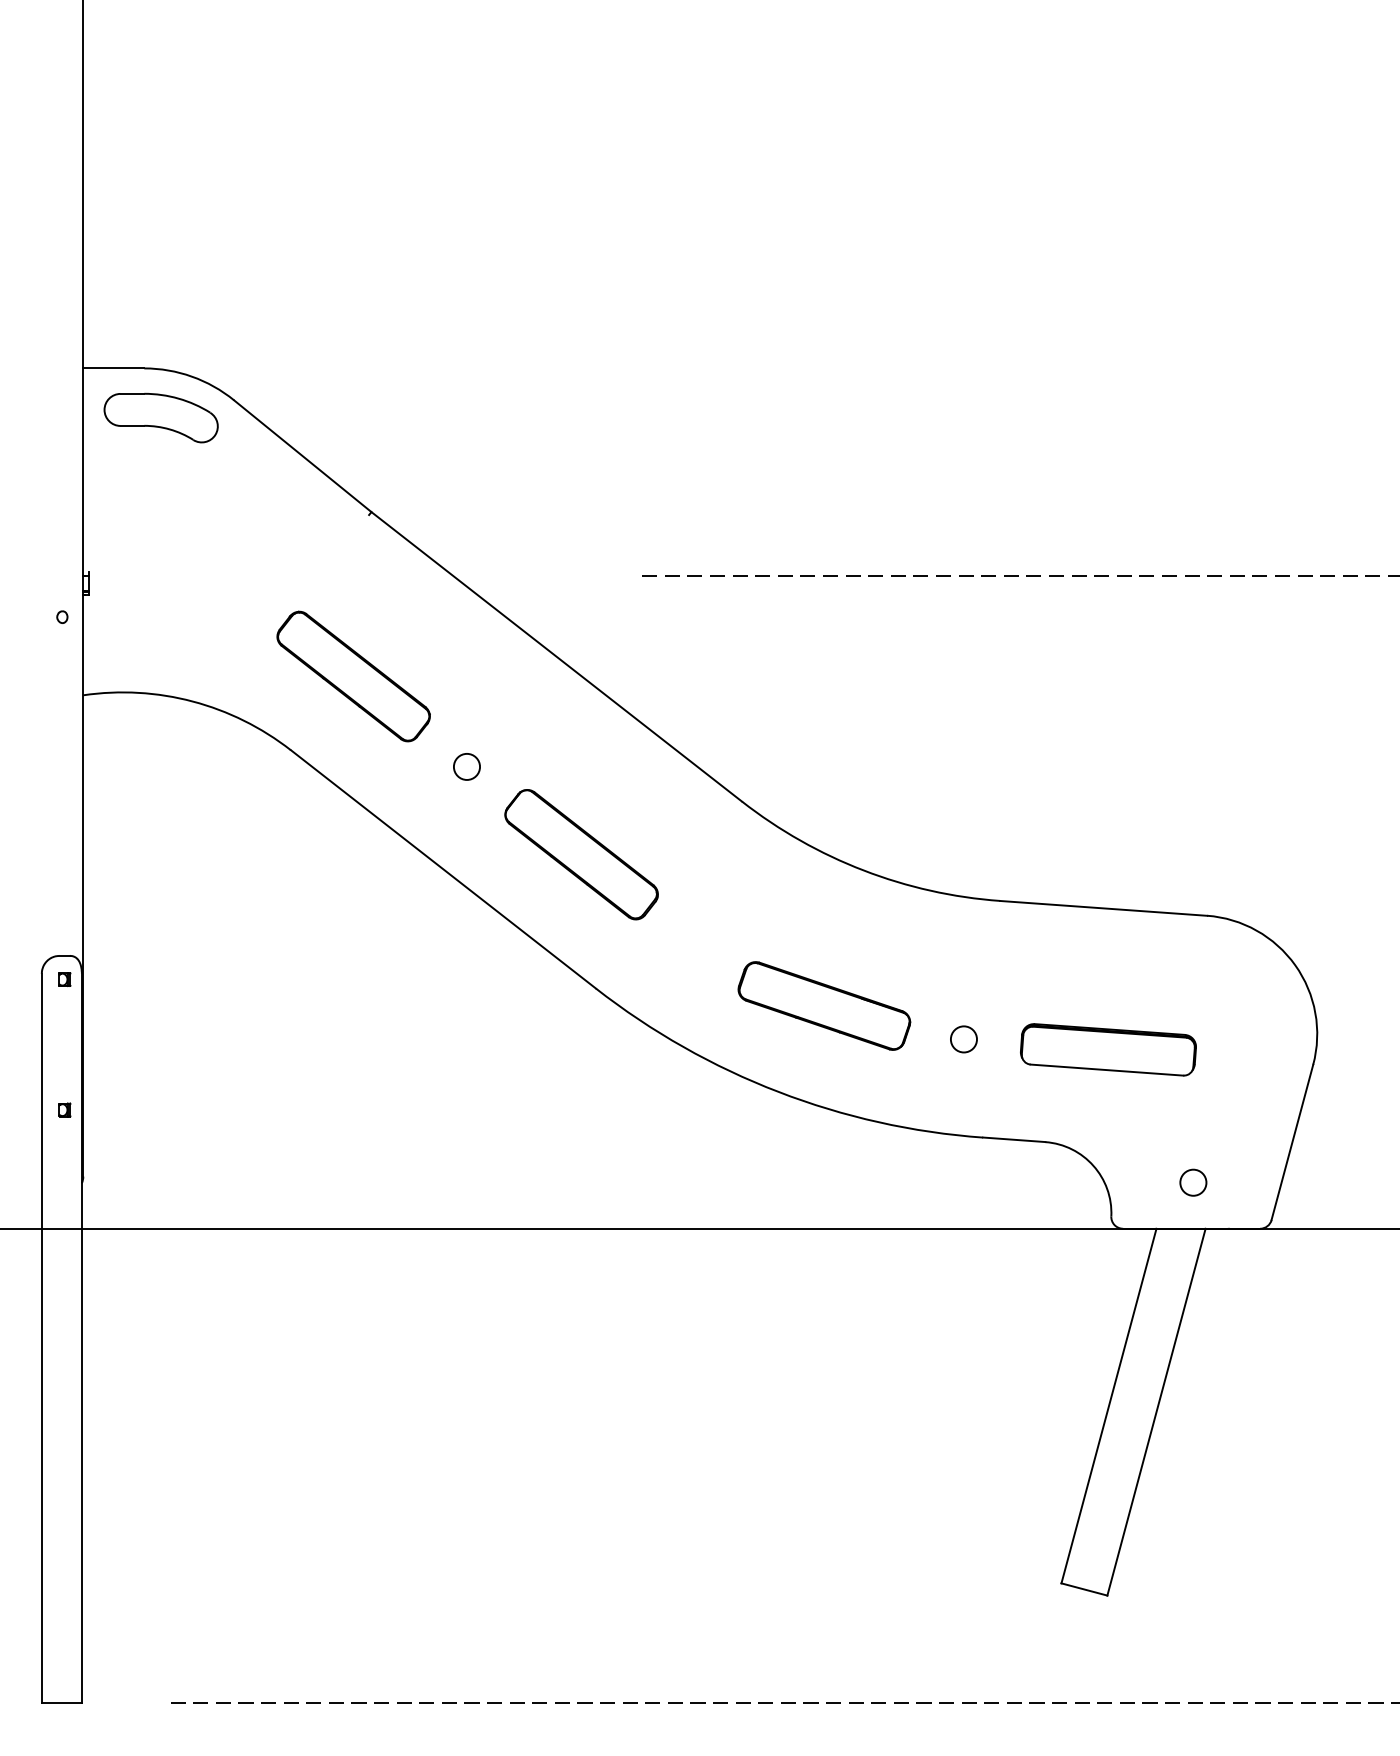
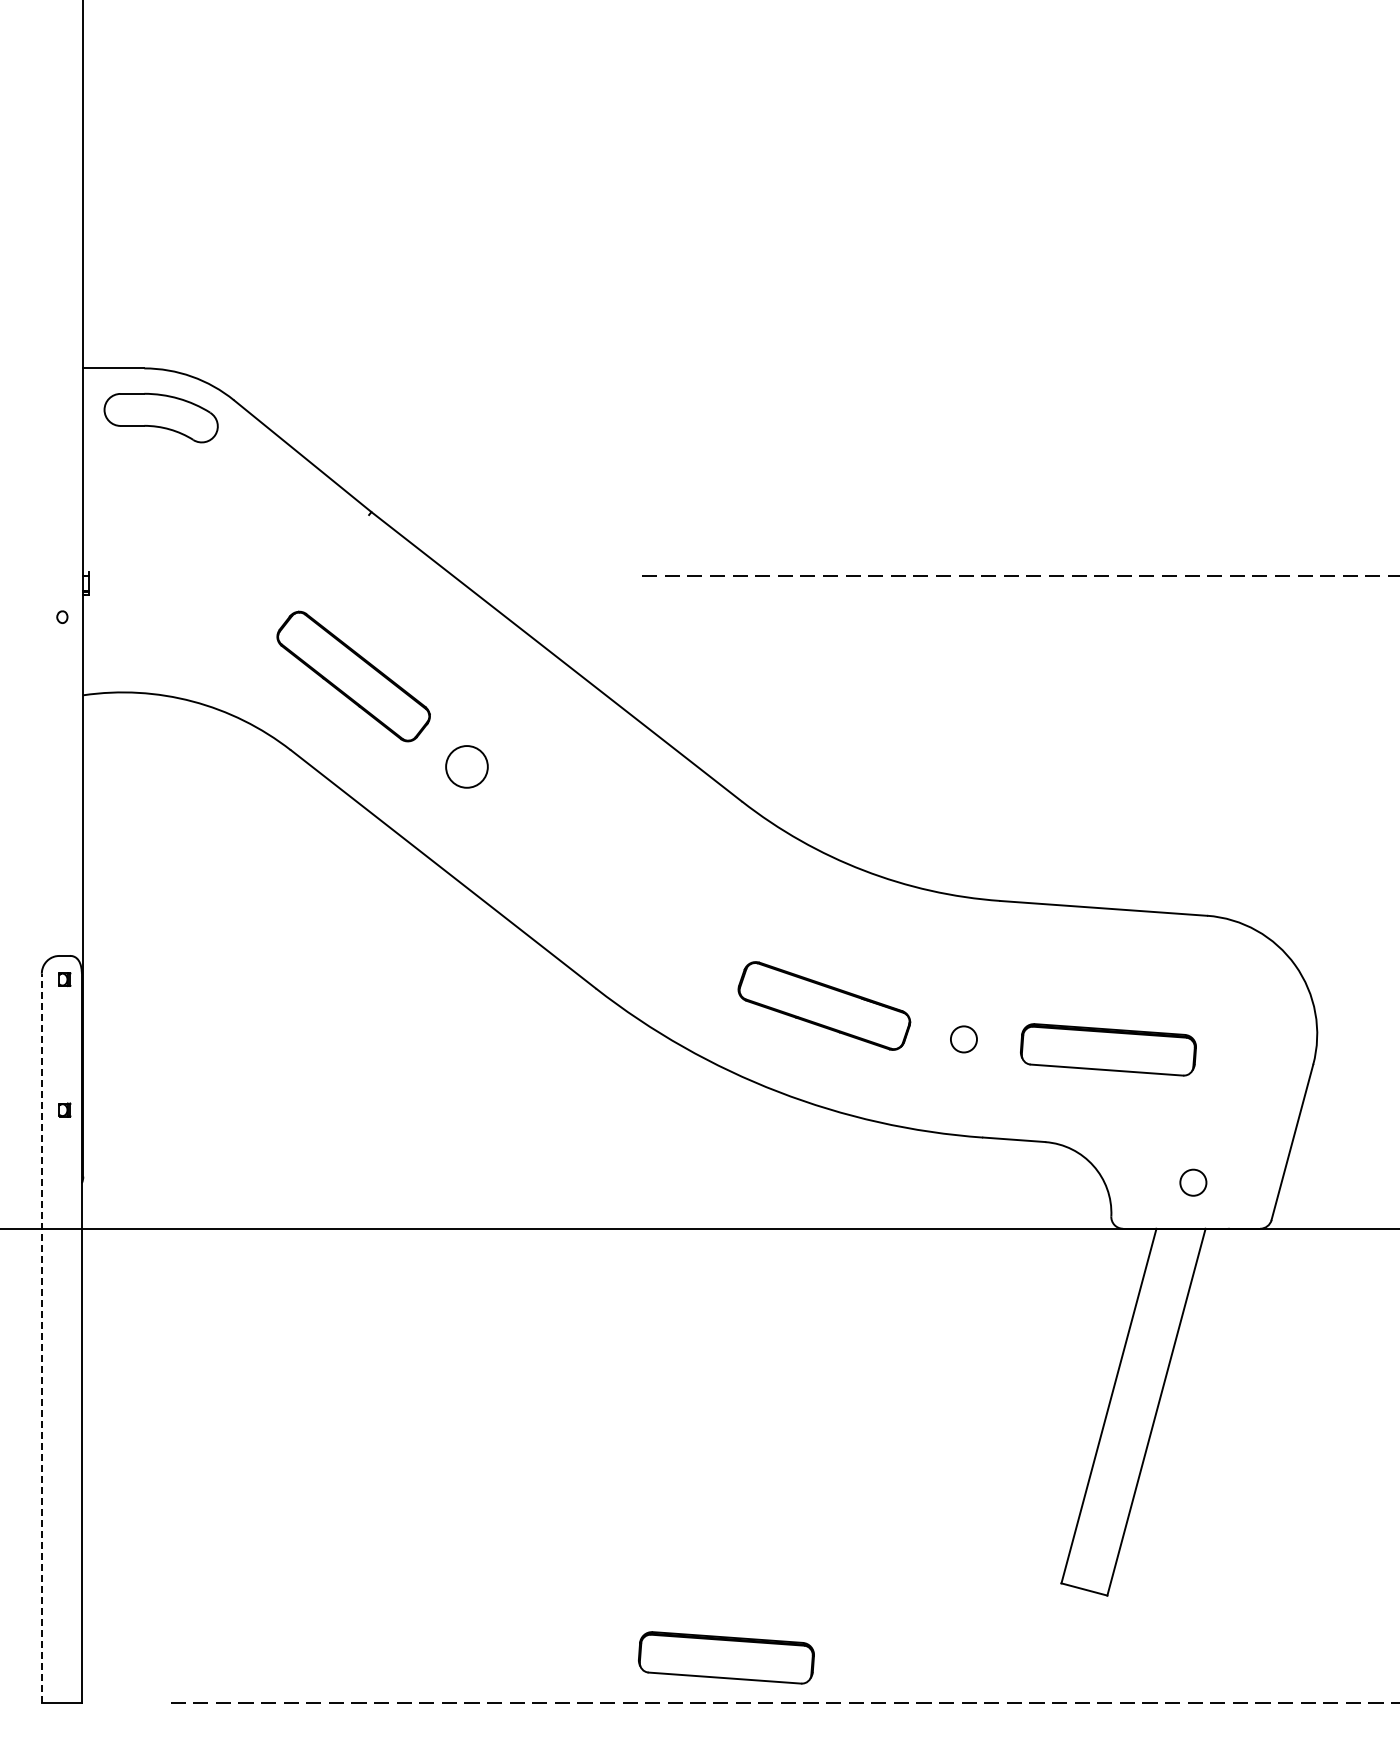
circle diameter: 26 px -> 42 px (466, 766)
part: present -> none (581, 854)
line: solid -> dashed (41, 1338)
part: none -> present (726, 1657)
